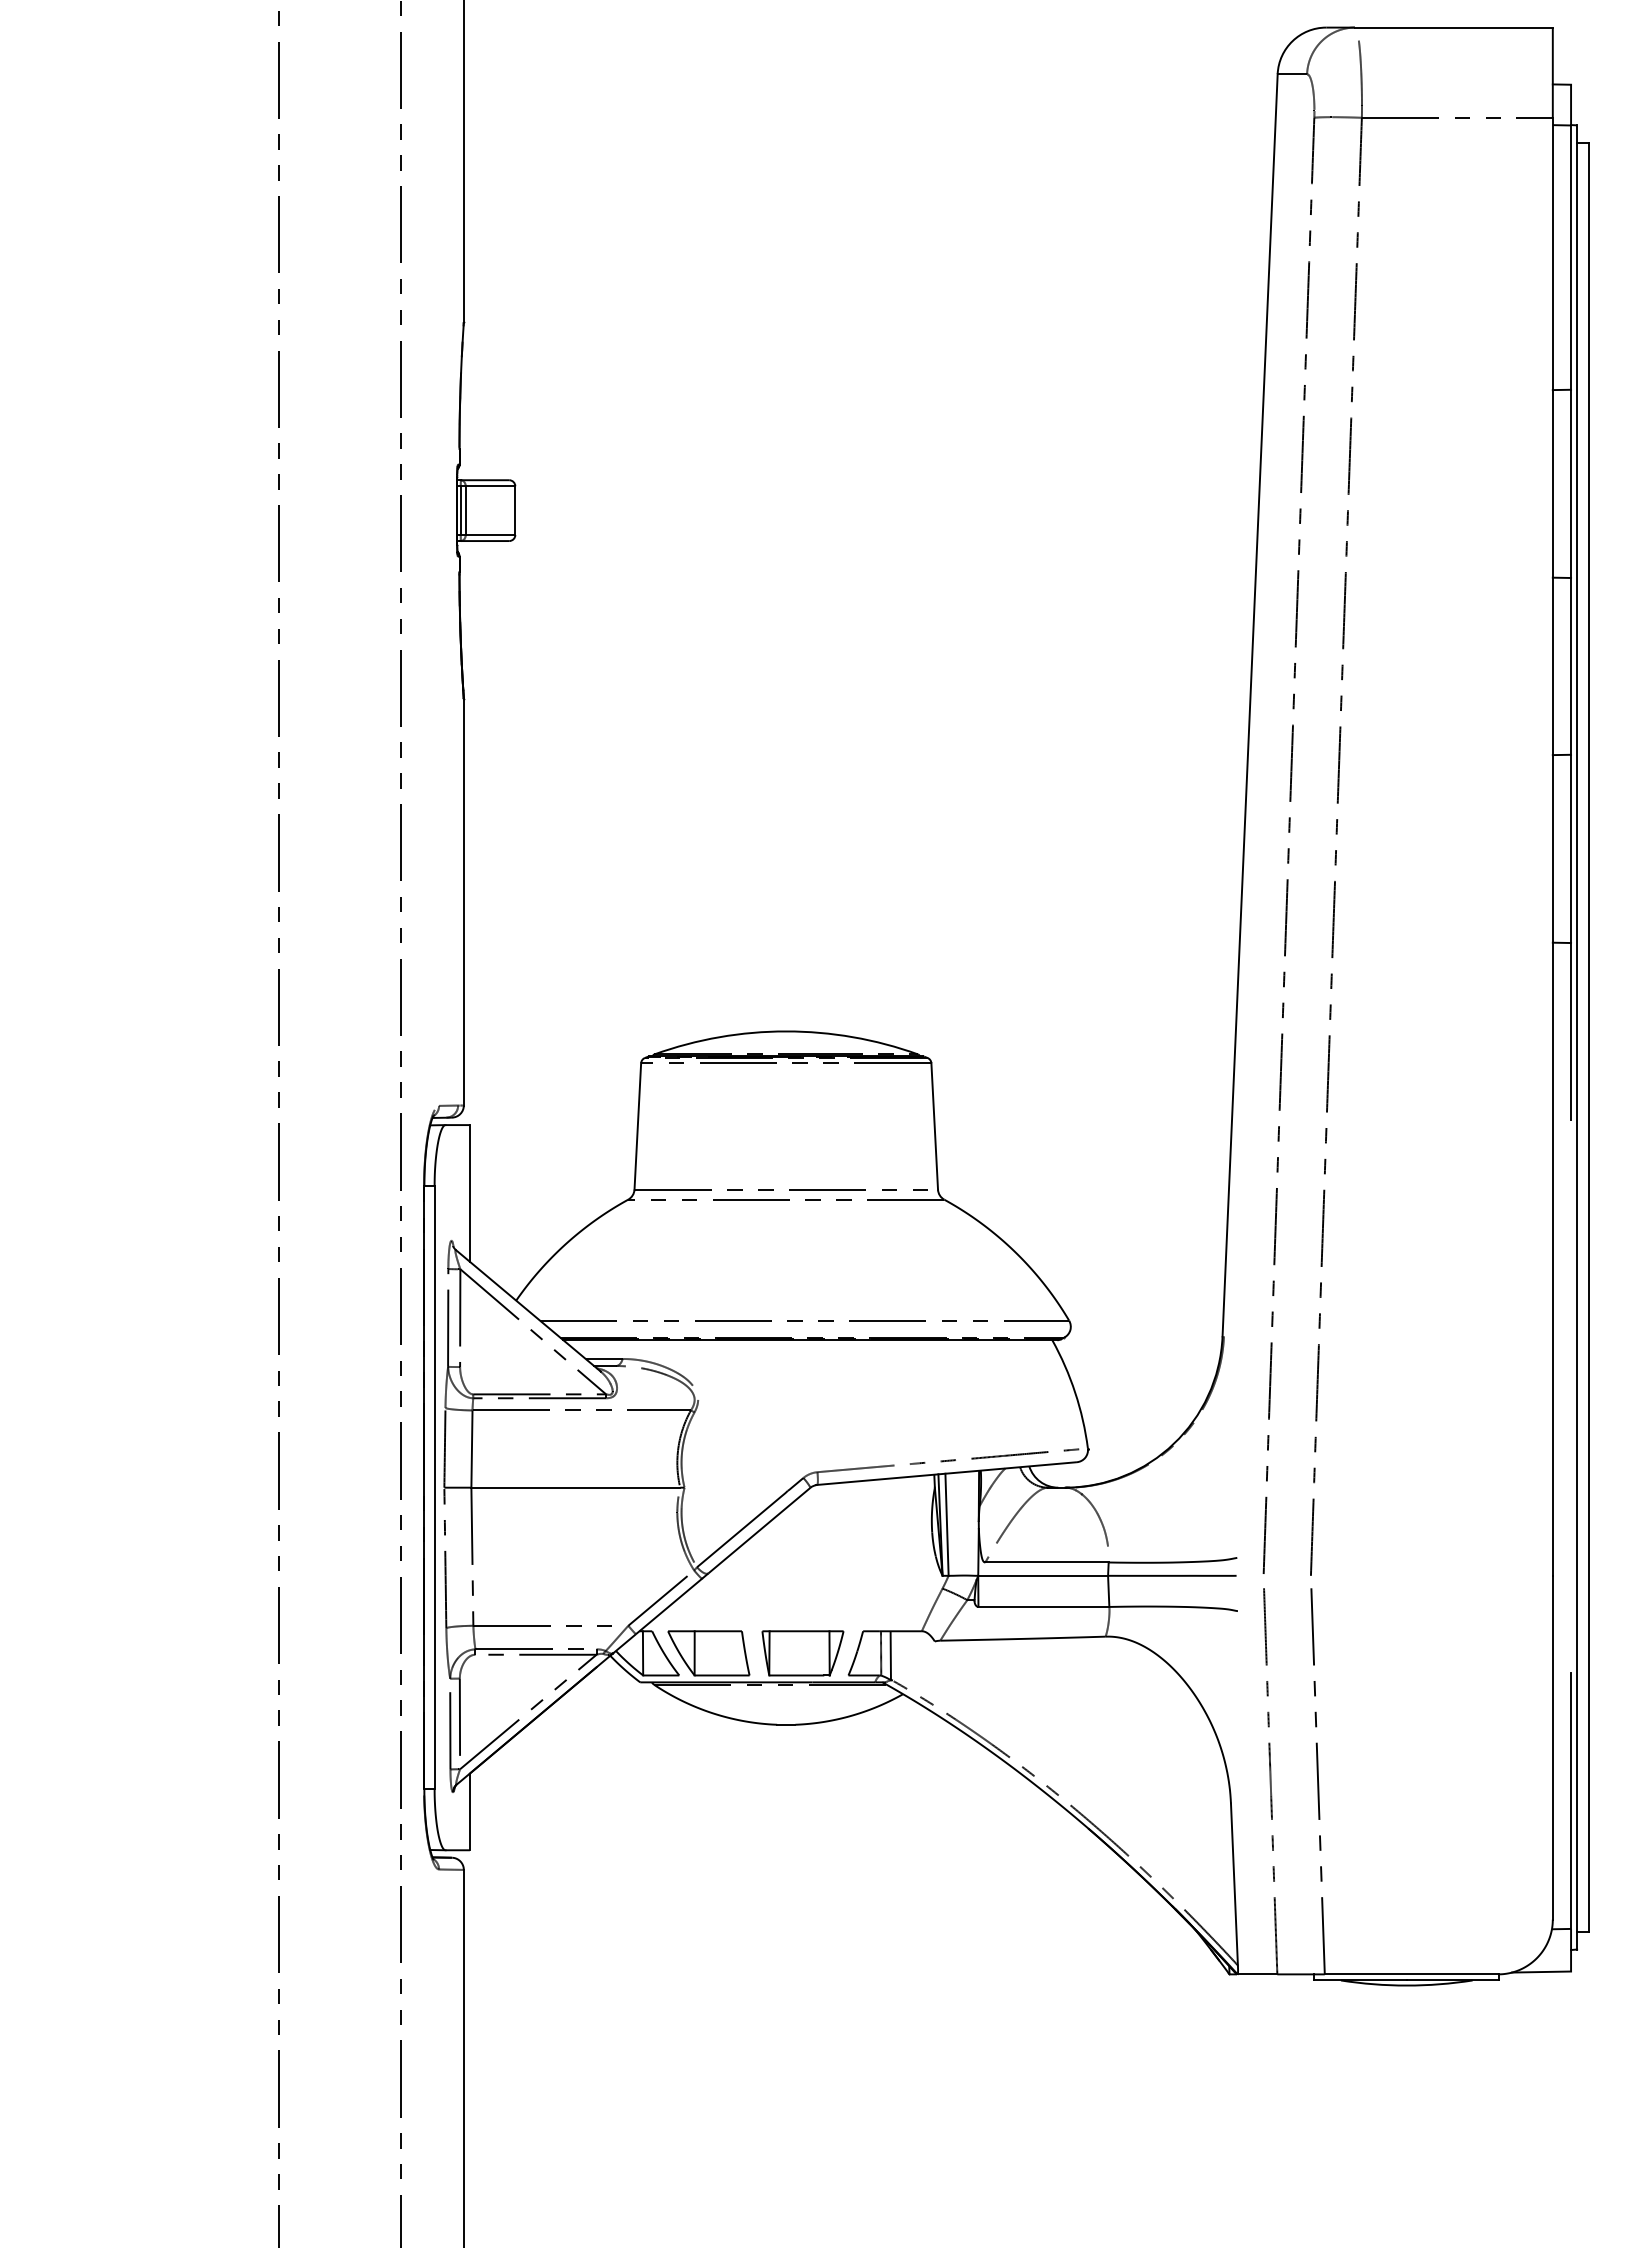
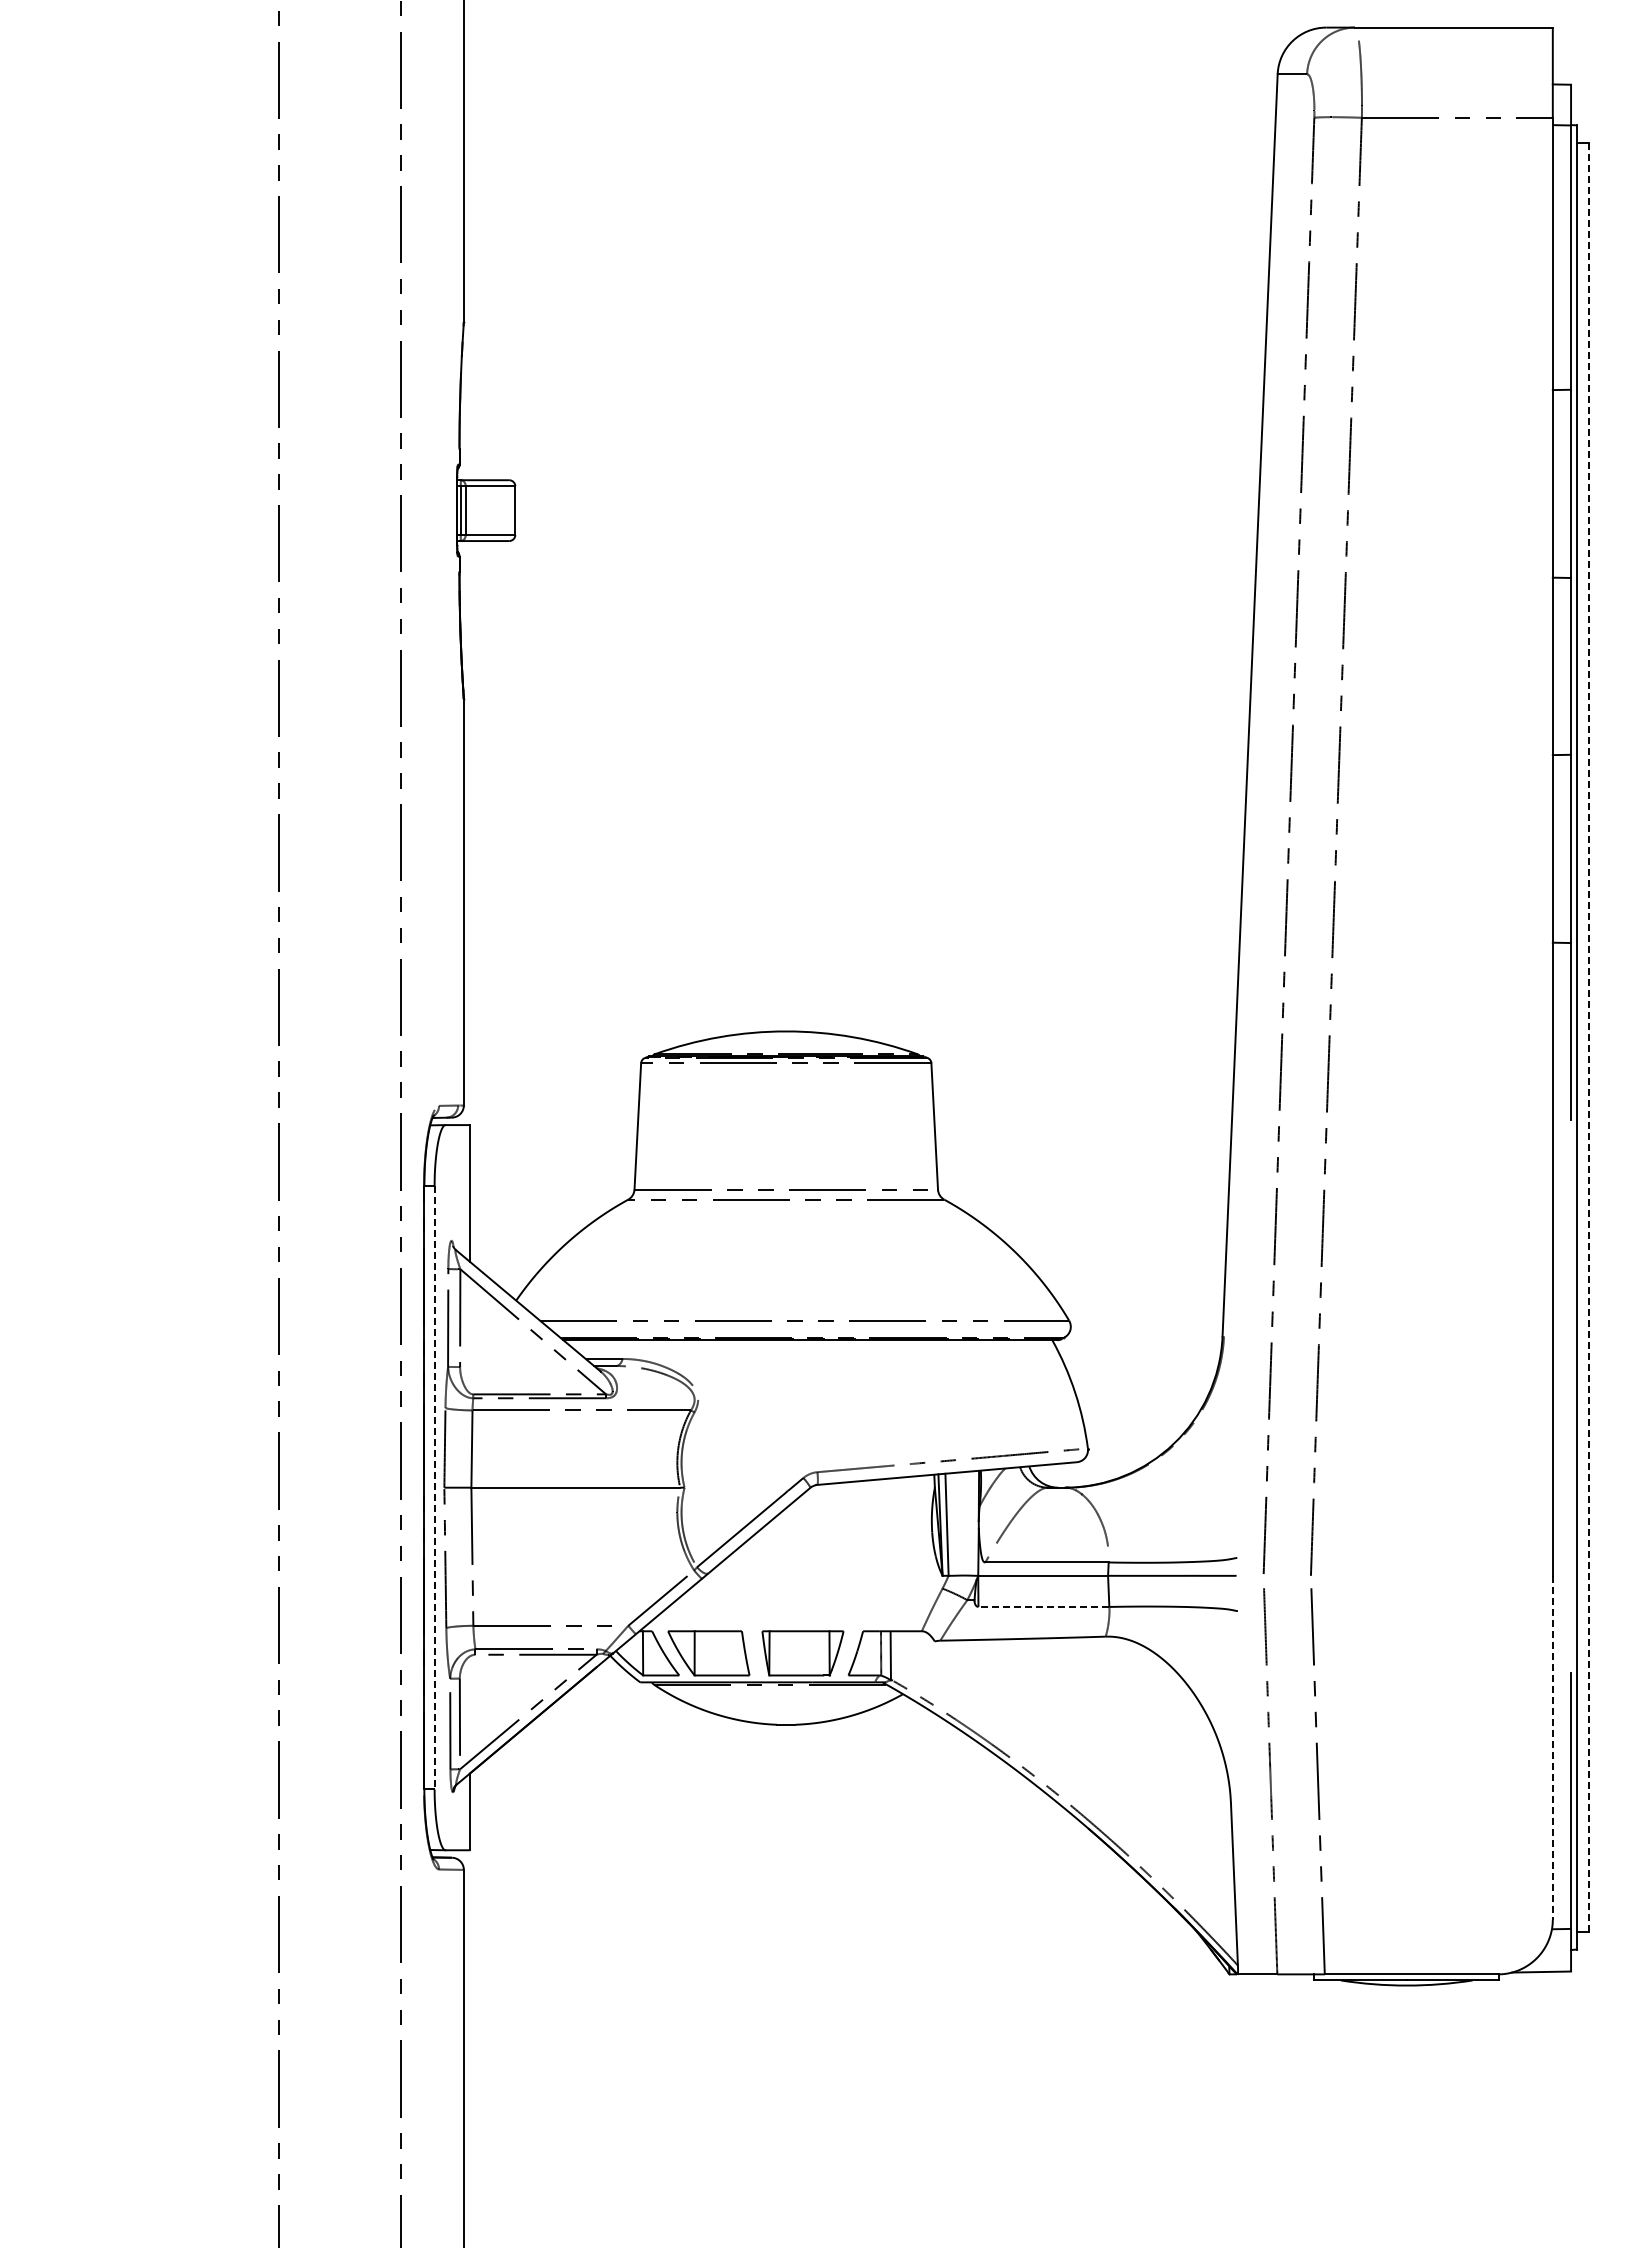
line: solid -> dashed (1589, 1037)
line: solid -> dashed (434, 1487)
line: solid -> dashed (1043, 1606)
line: solid -> dashed (1552, 1747)
